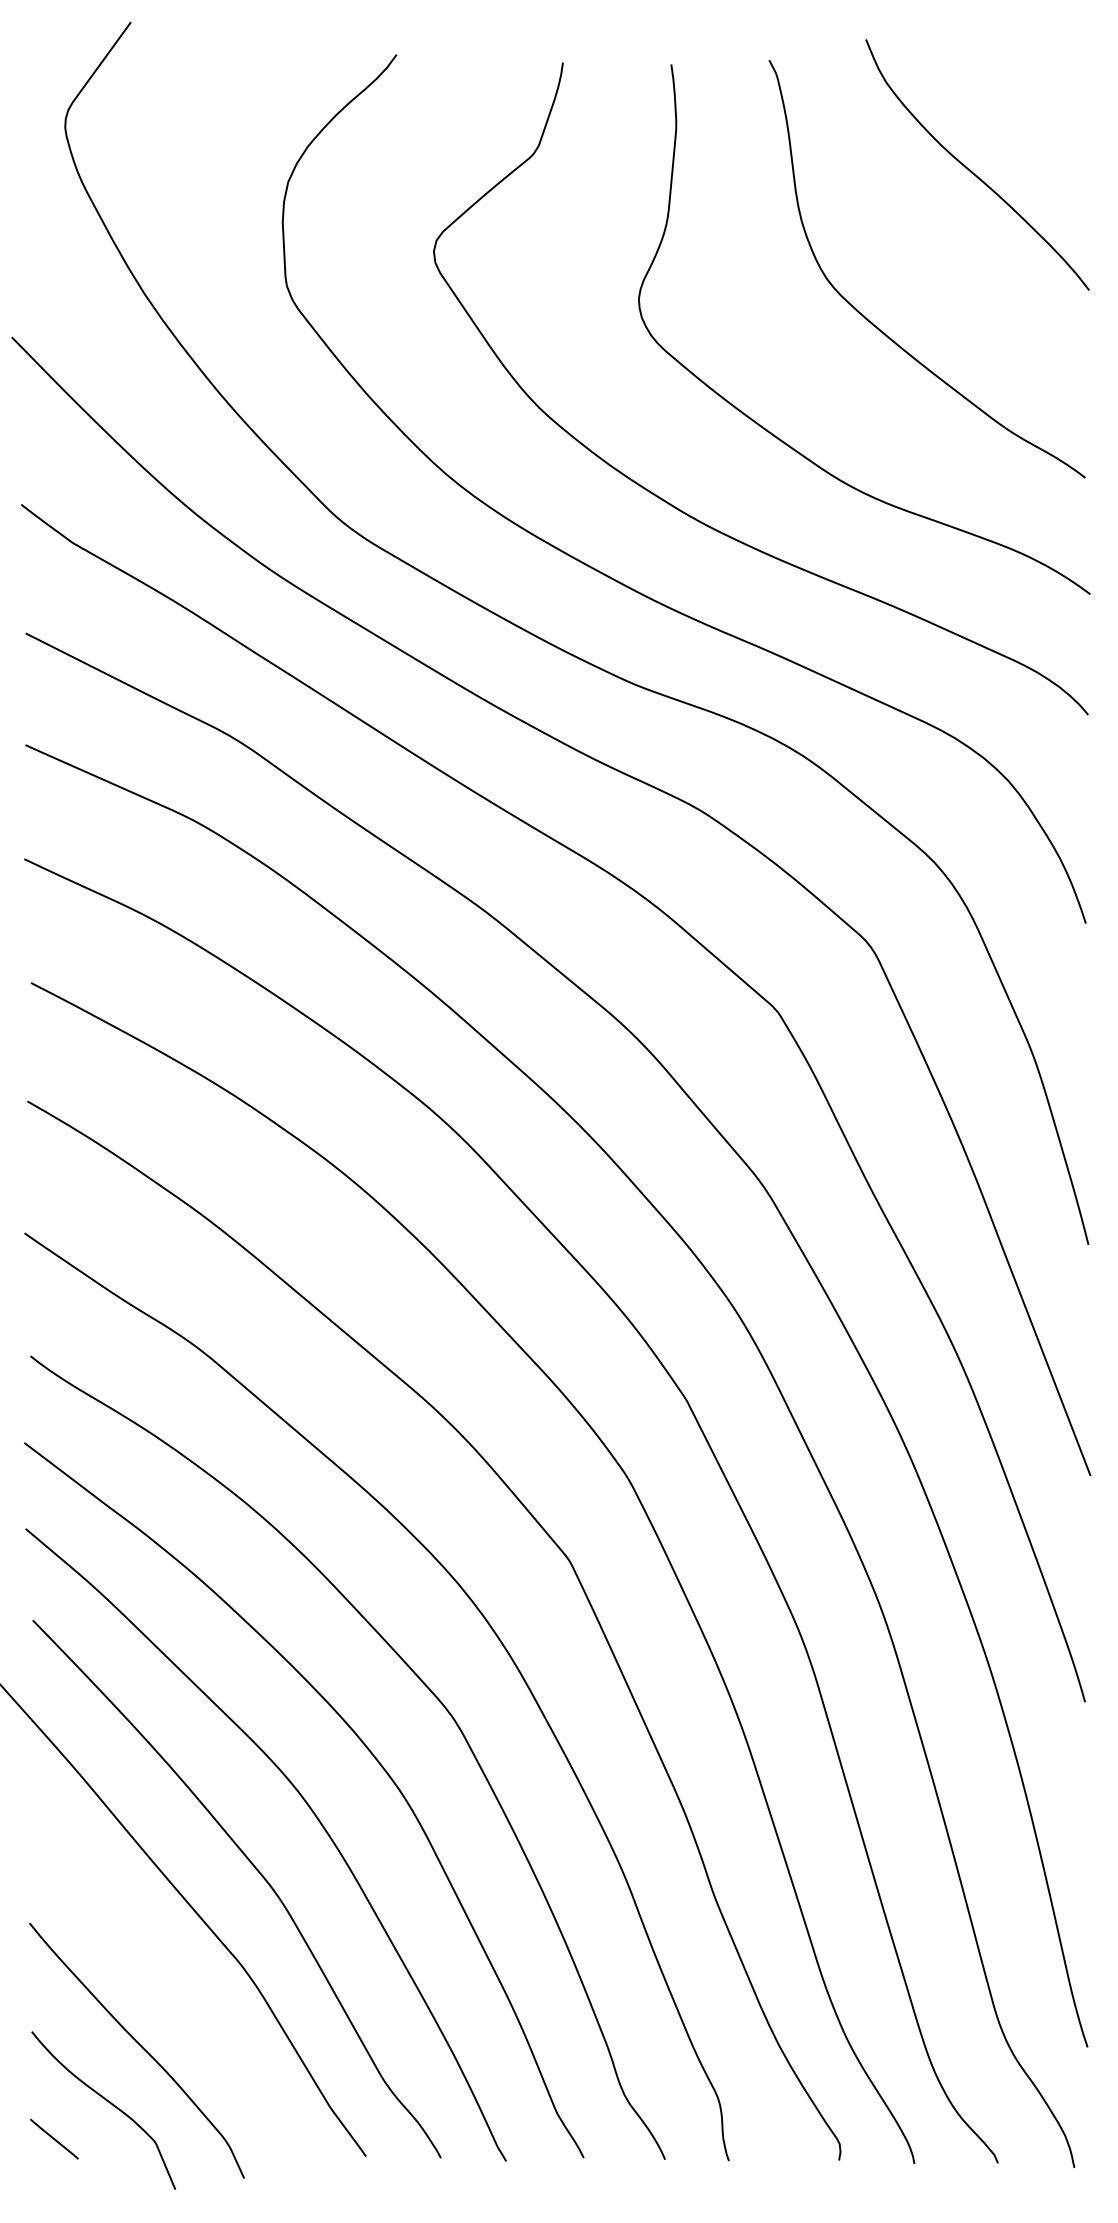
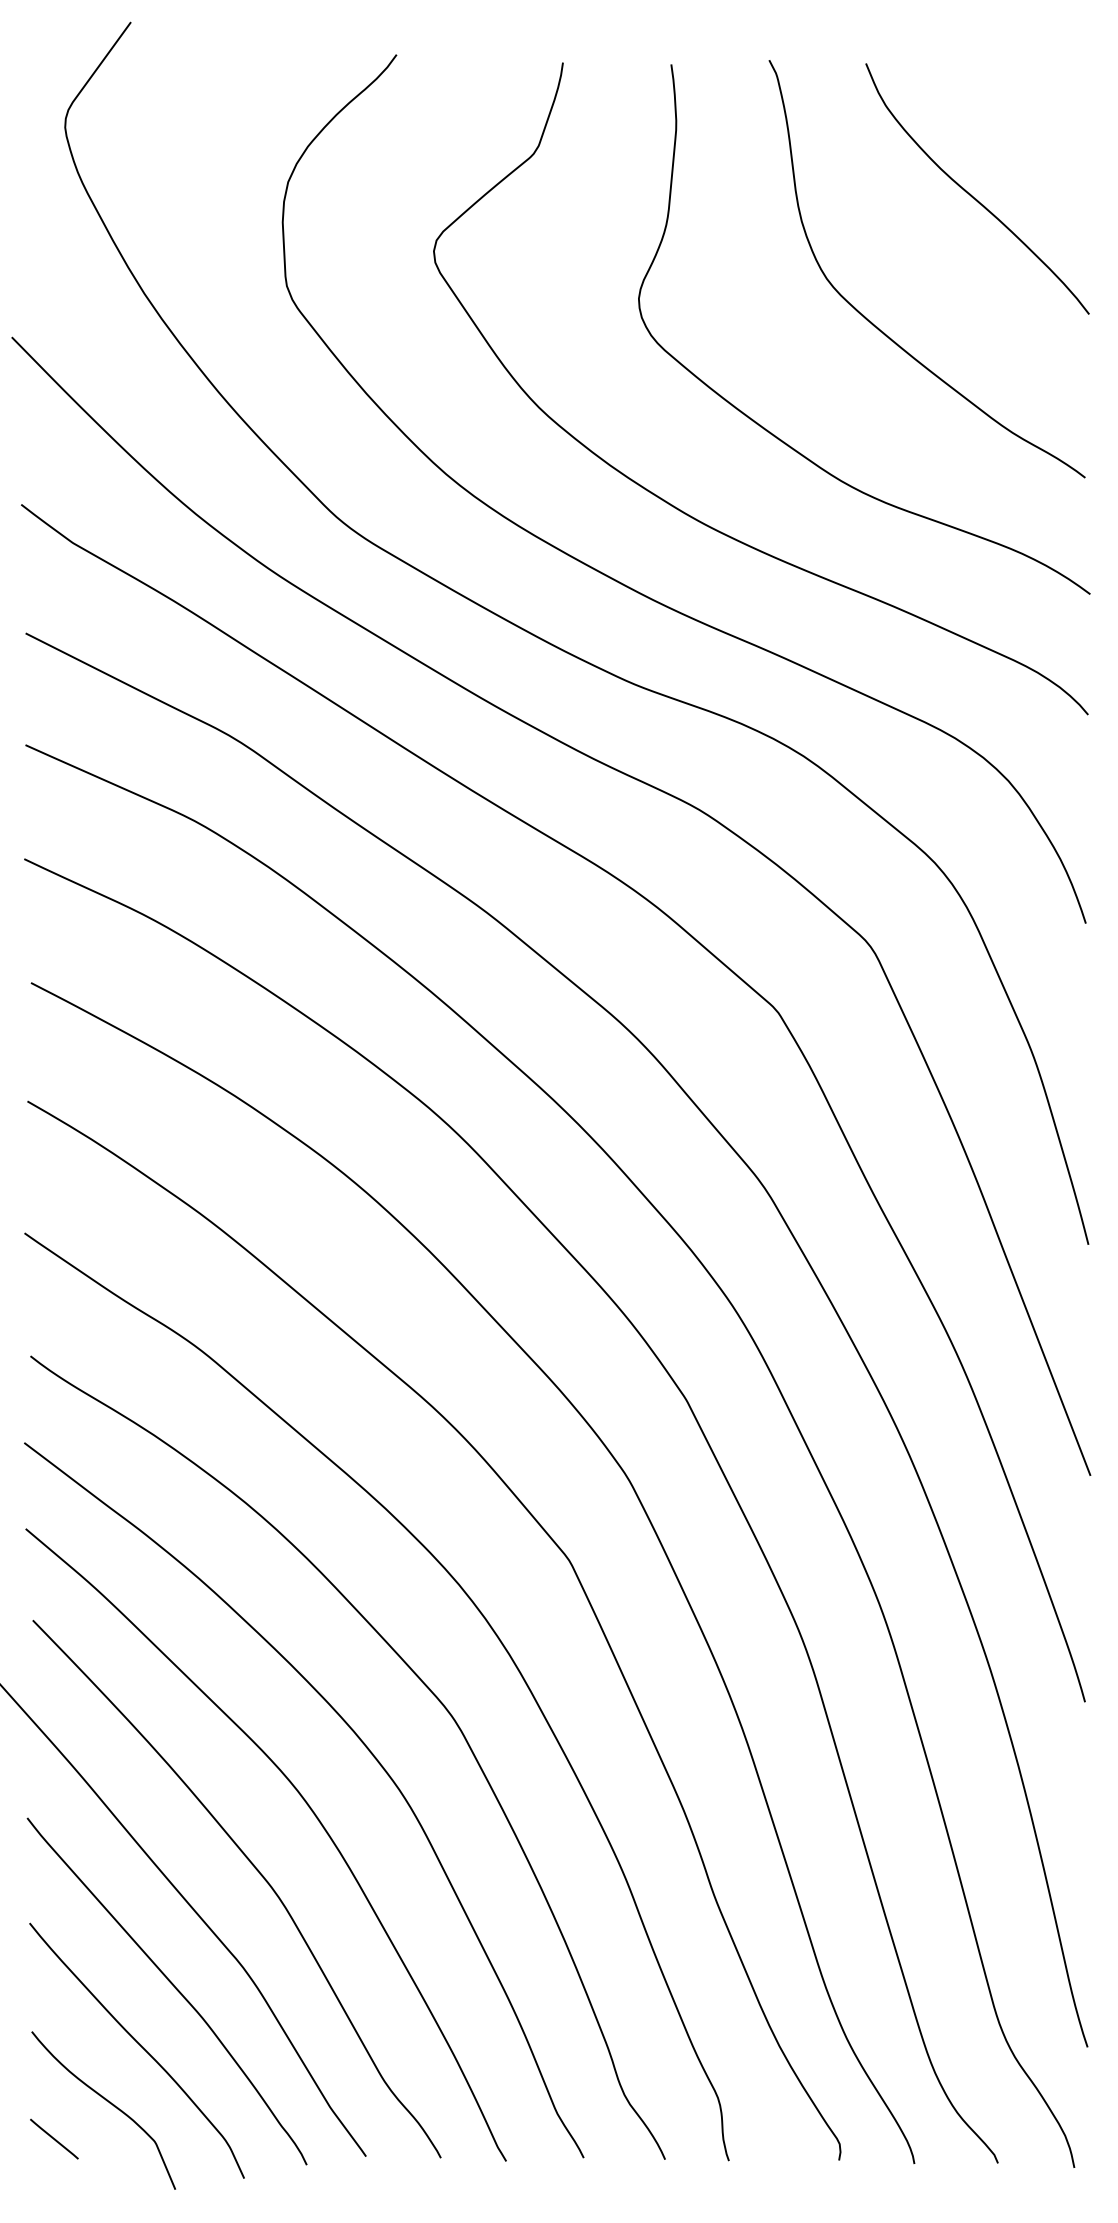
curve position: (971, 170) -> (971, 194) (971, 194)
curve: none -> present (172, 1985)
